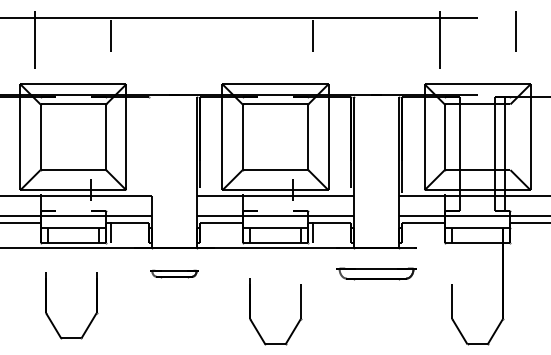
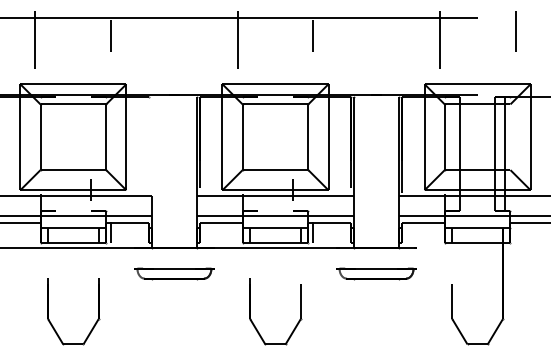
line: none -> present (237, 39)
part size: 49x10 px -> 81x14 px (174, 273)
part position: (92, 317) -> (94, 323) (94, 323)
